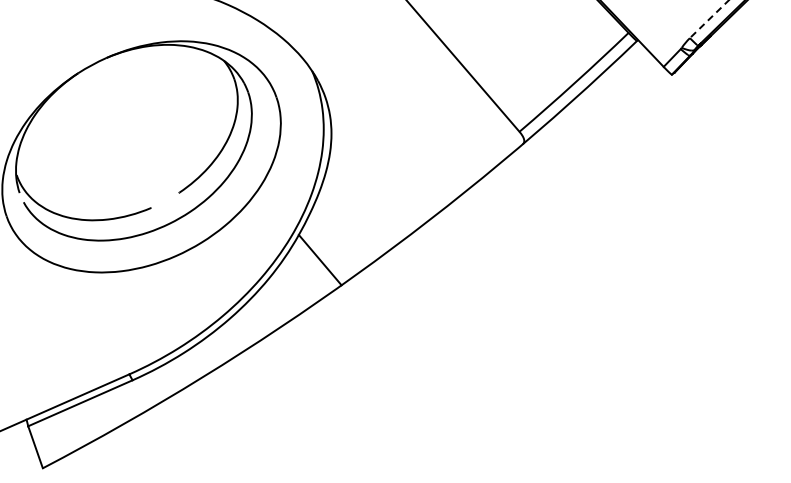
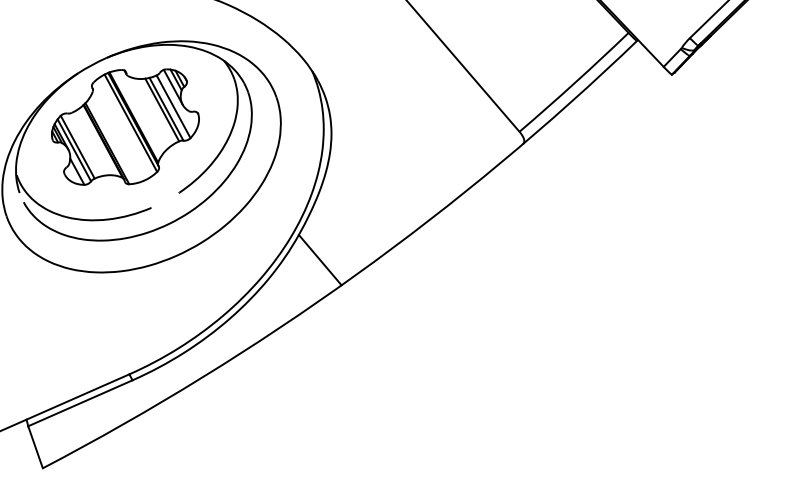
line: dashed -> solid (709, 19)
part: none -> present (125, 126)
